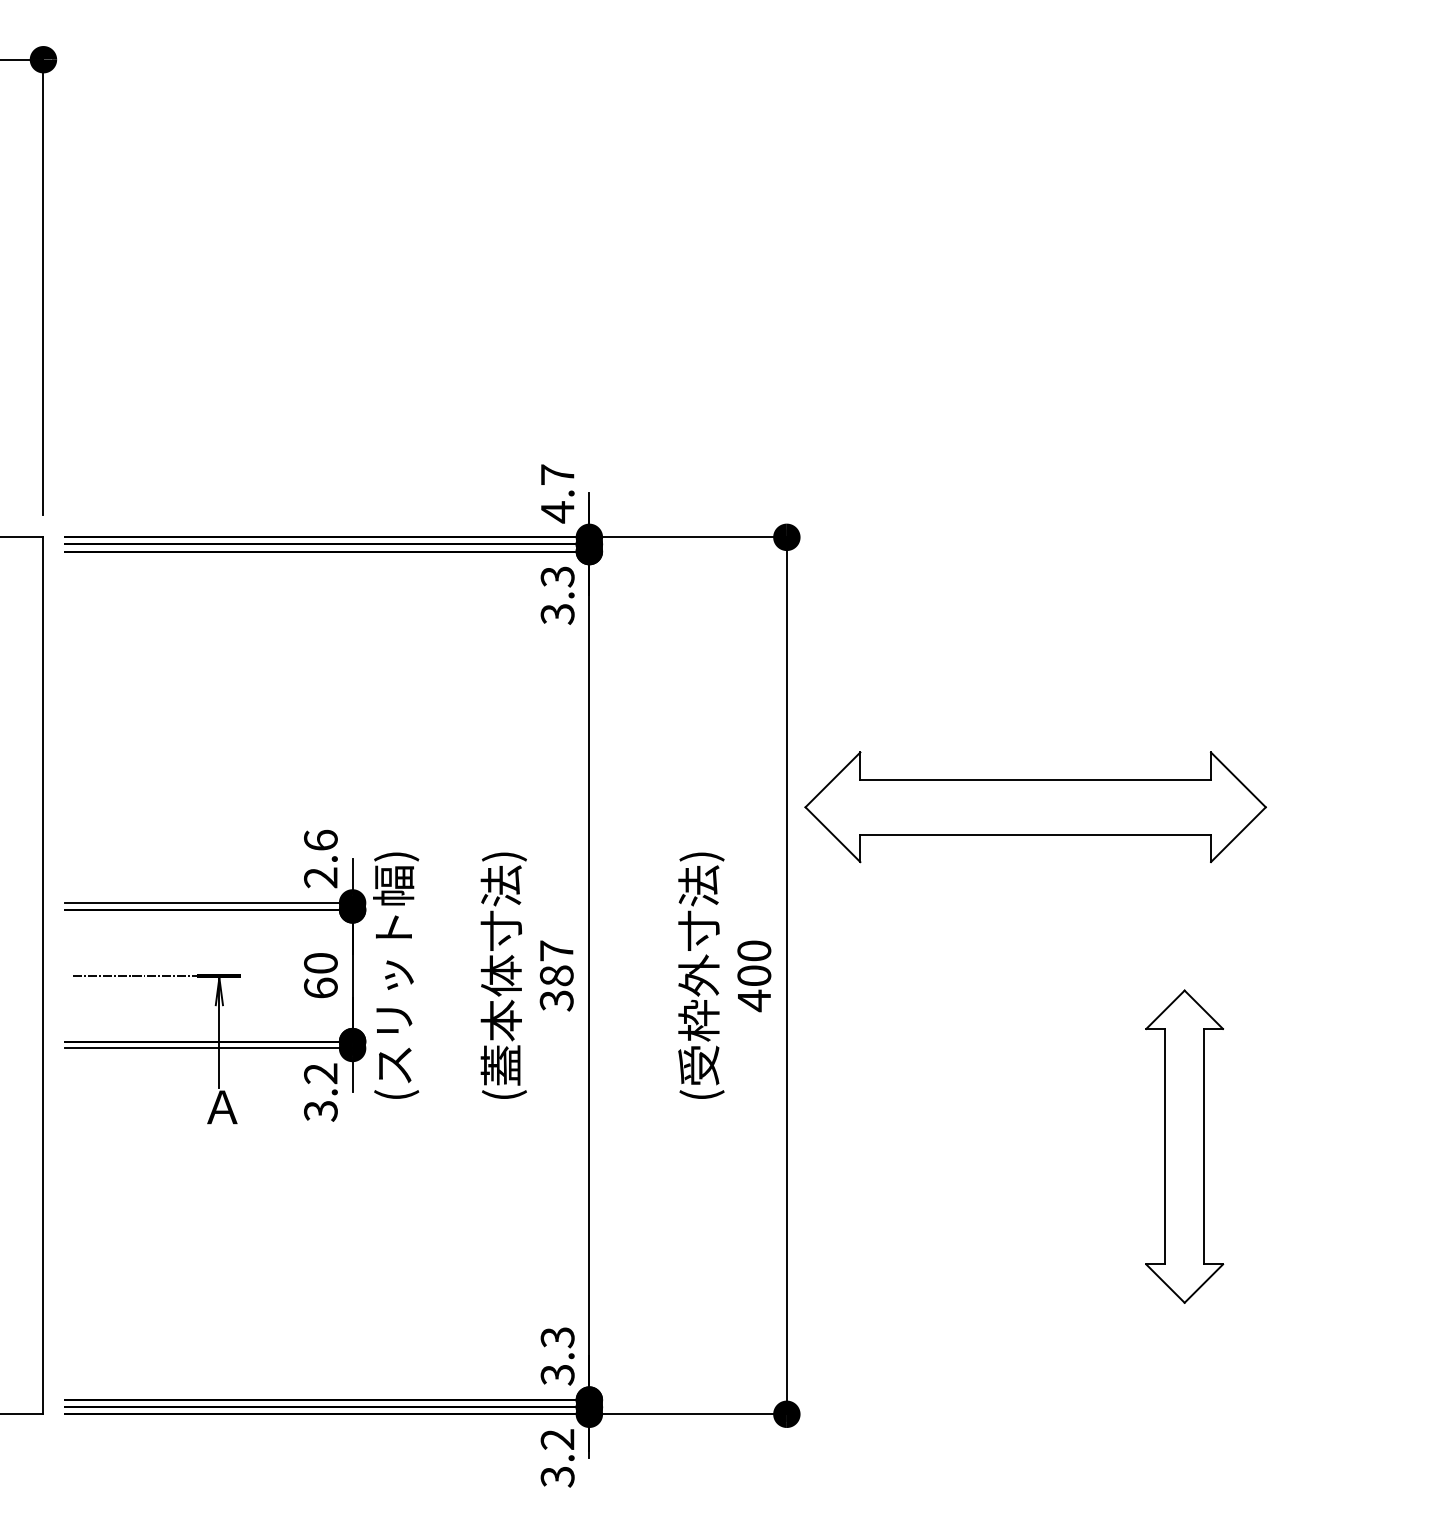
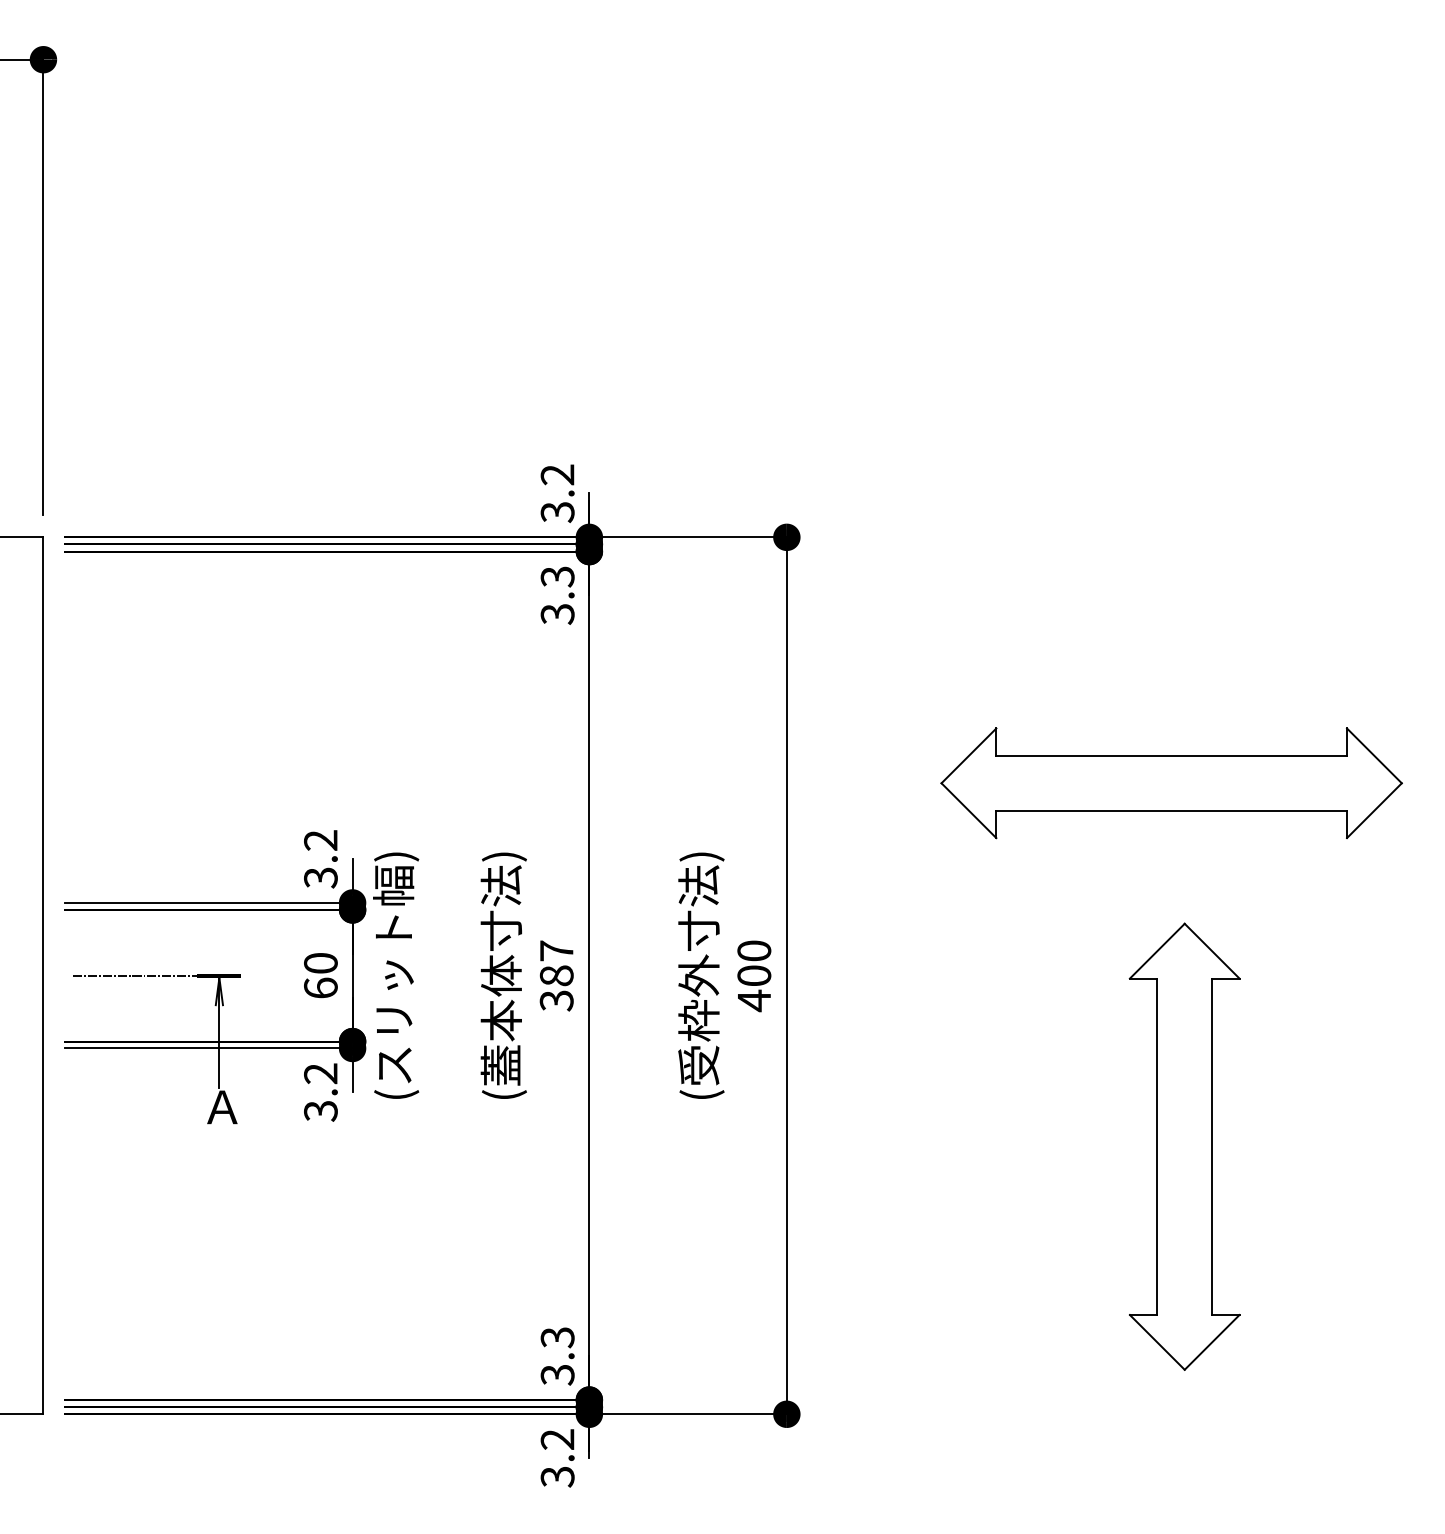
text: 4.7 -> 3.2 (557, 493)
part position: (1035, 807) -> (1171, 783) (1171, 783)
text: 2.6 -> 3.2 (320, 858)
part size: 80x315 px -> 113x449 px (1184, 1146)
